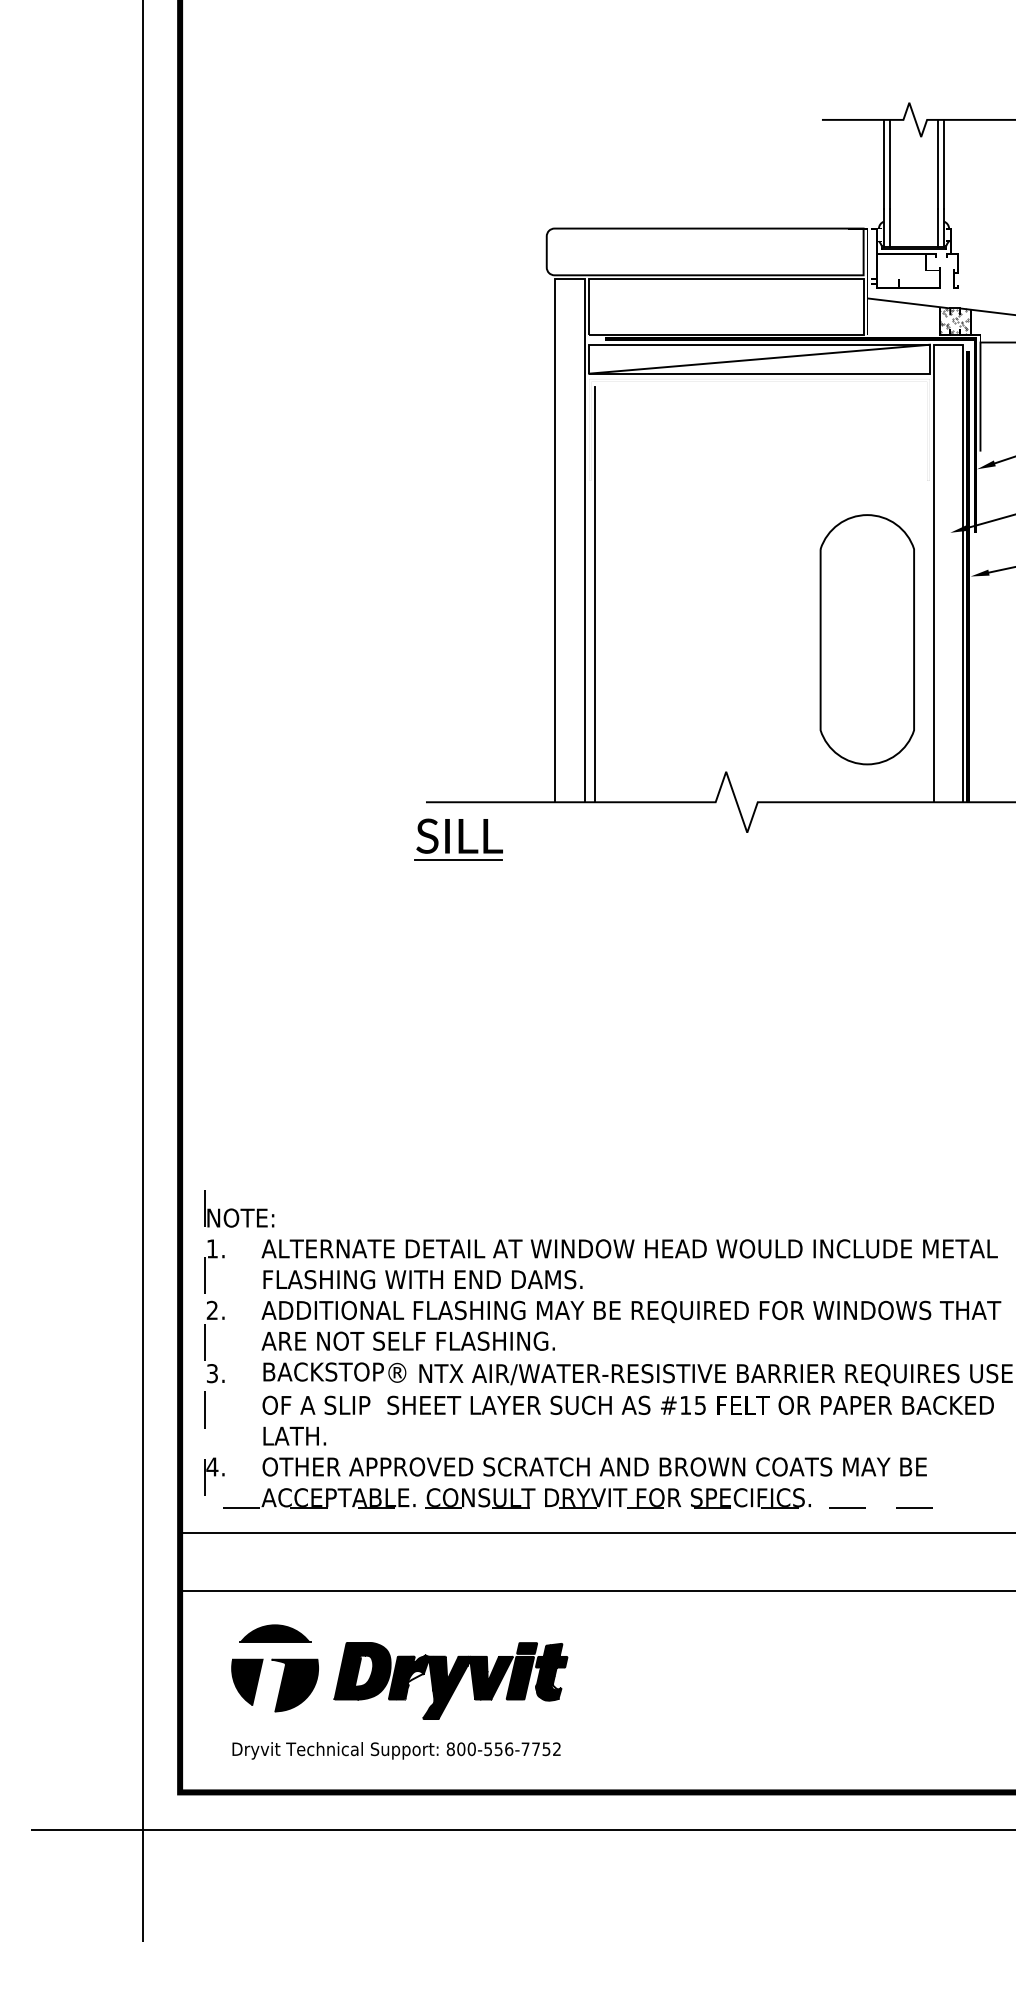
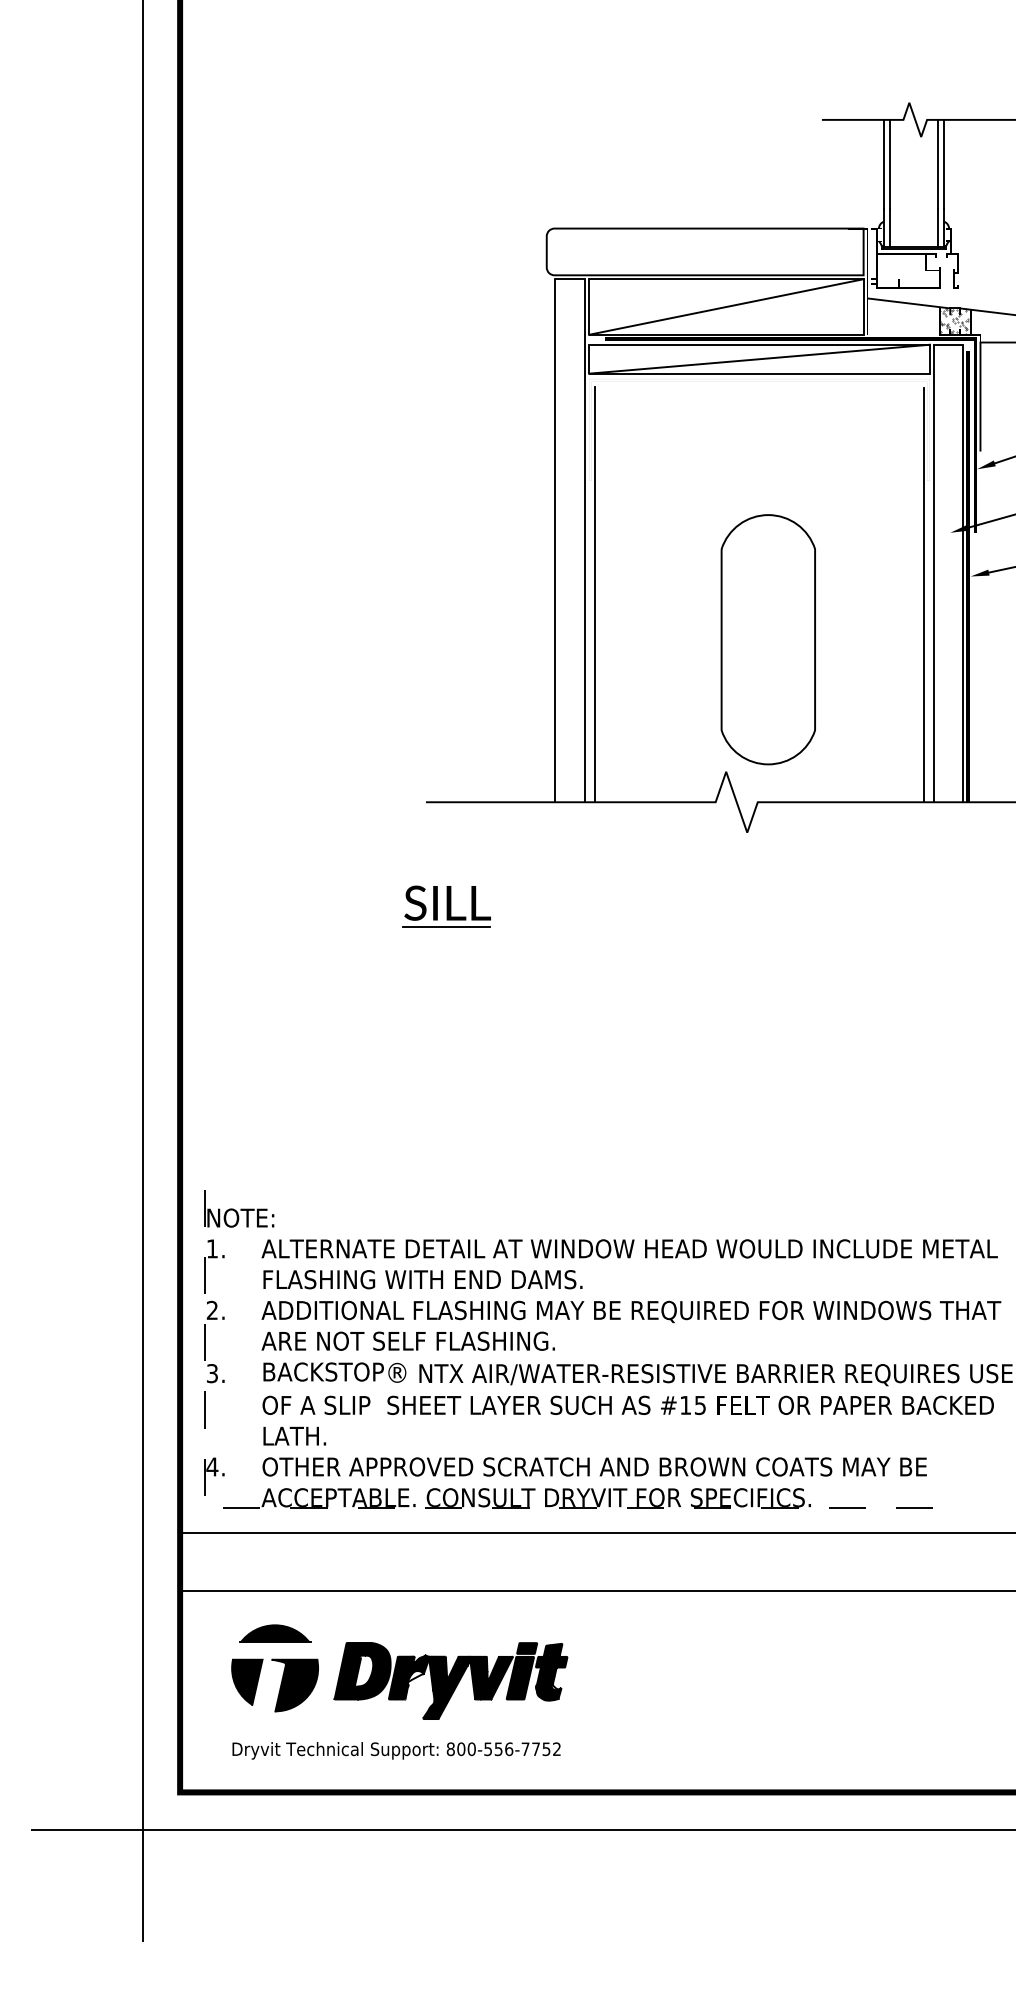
line: none -> present (726, 306)
line: none -> present (924, 594)
part position: (866, 639) -> (767, 639) (767, 639)
part position: (458, 839) -> (446, 906) (446, 906)
